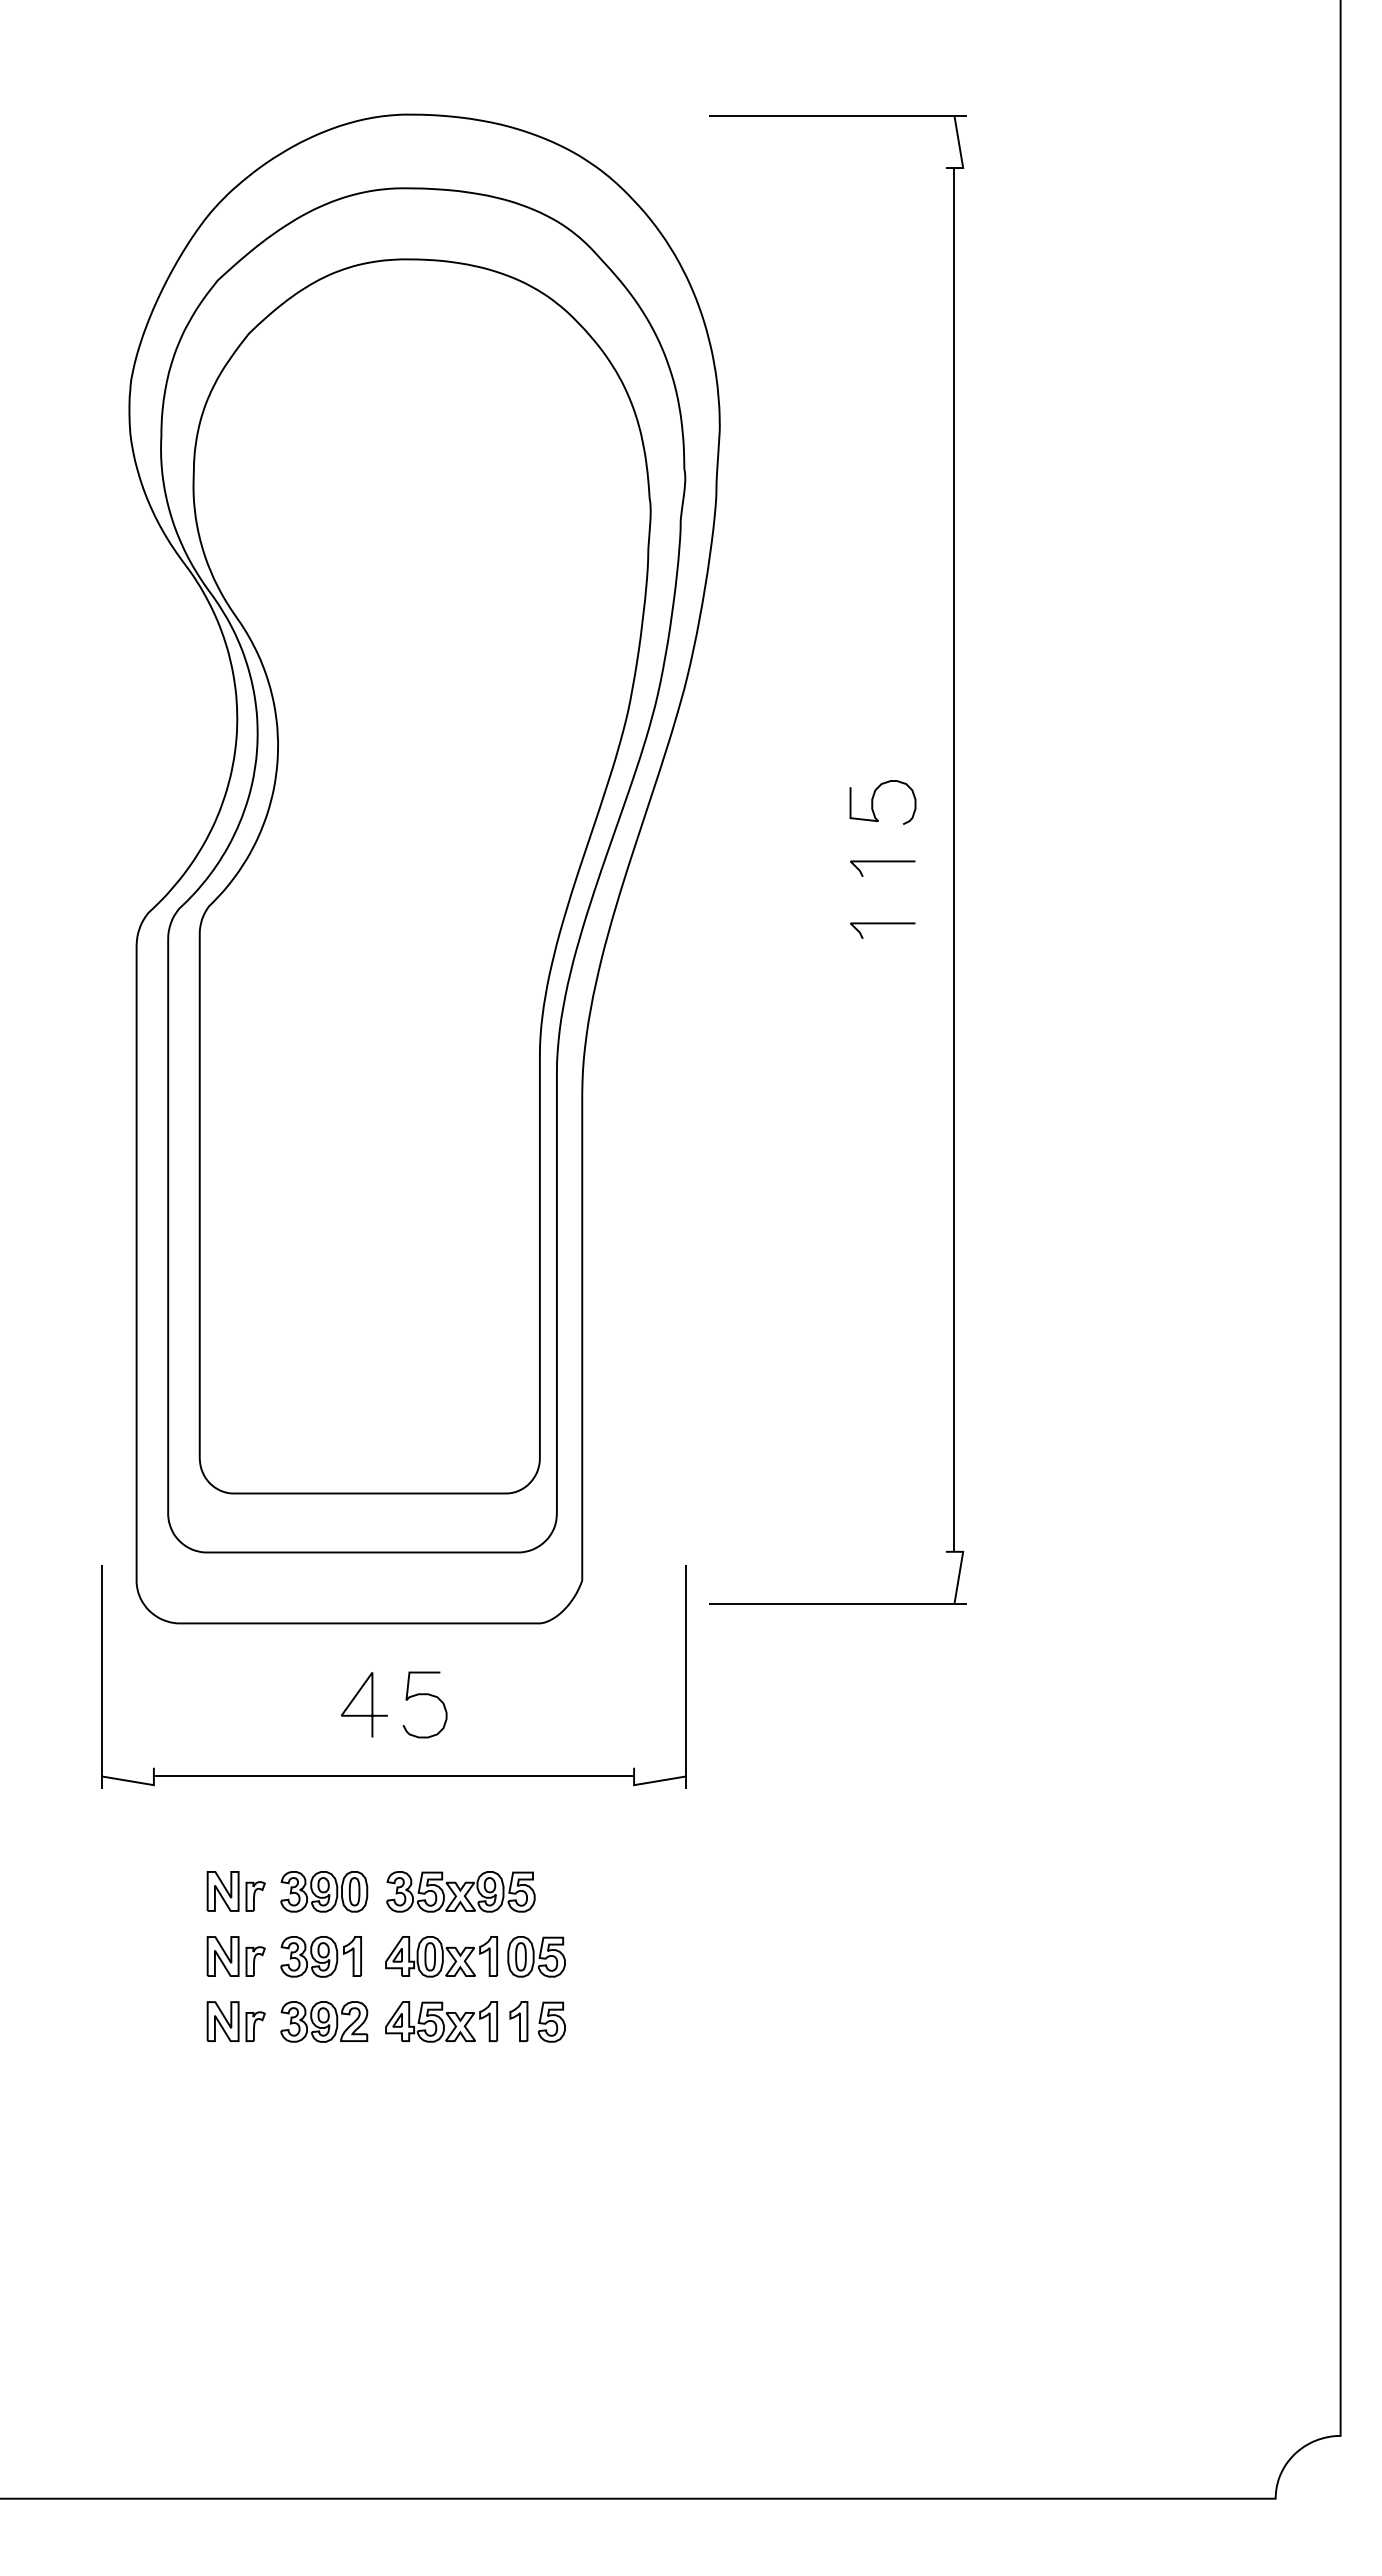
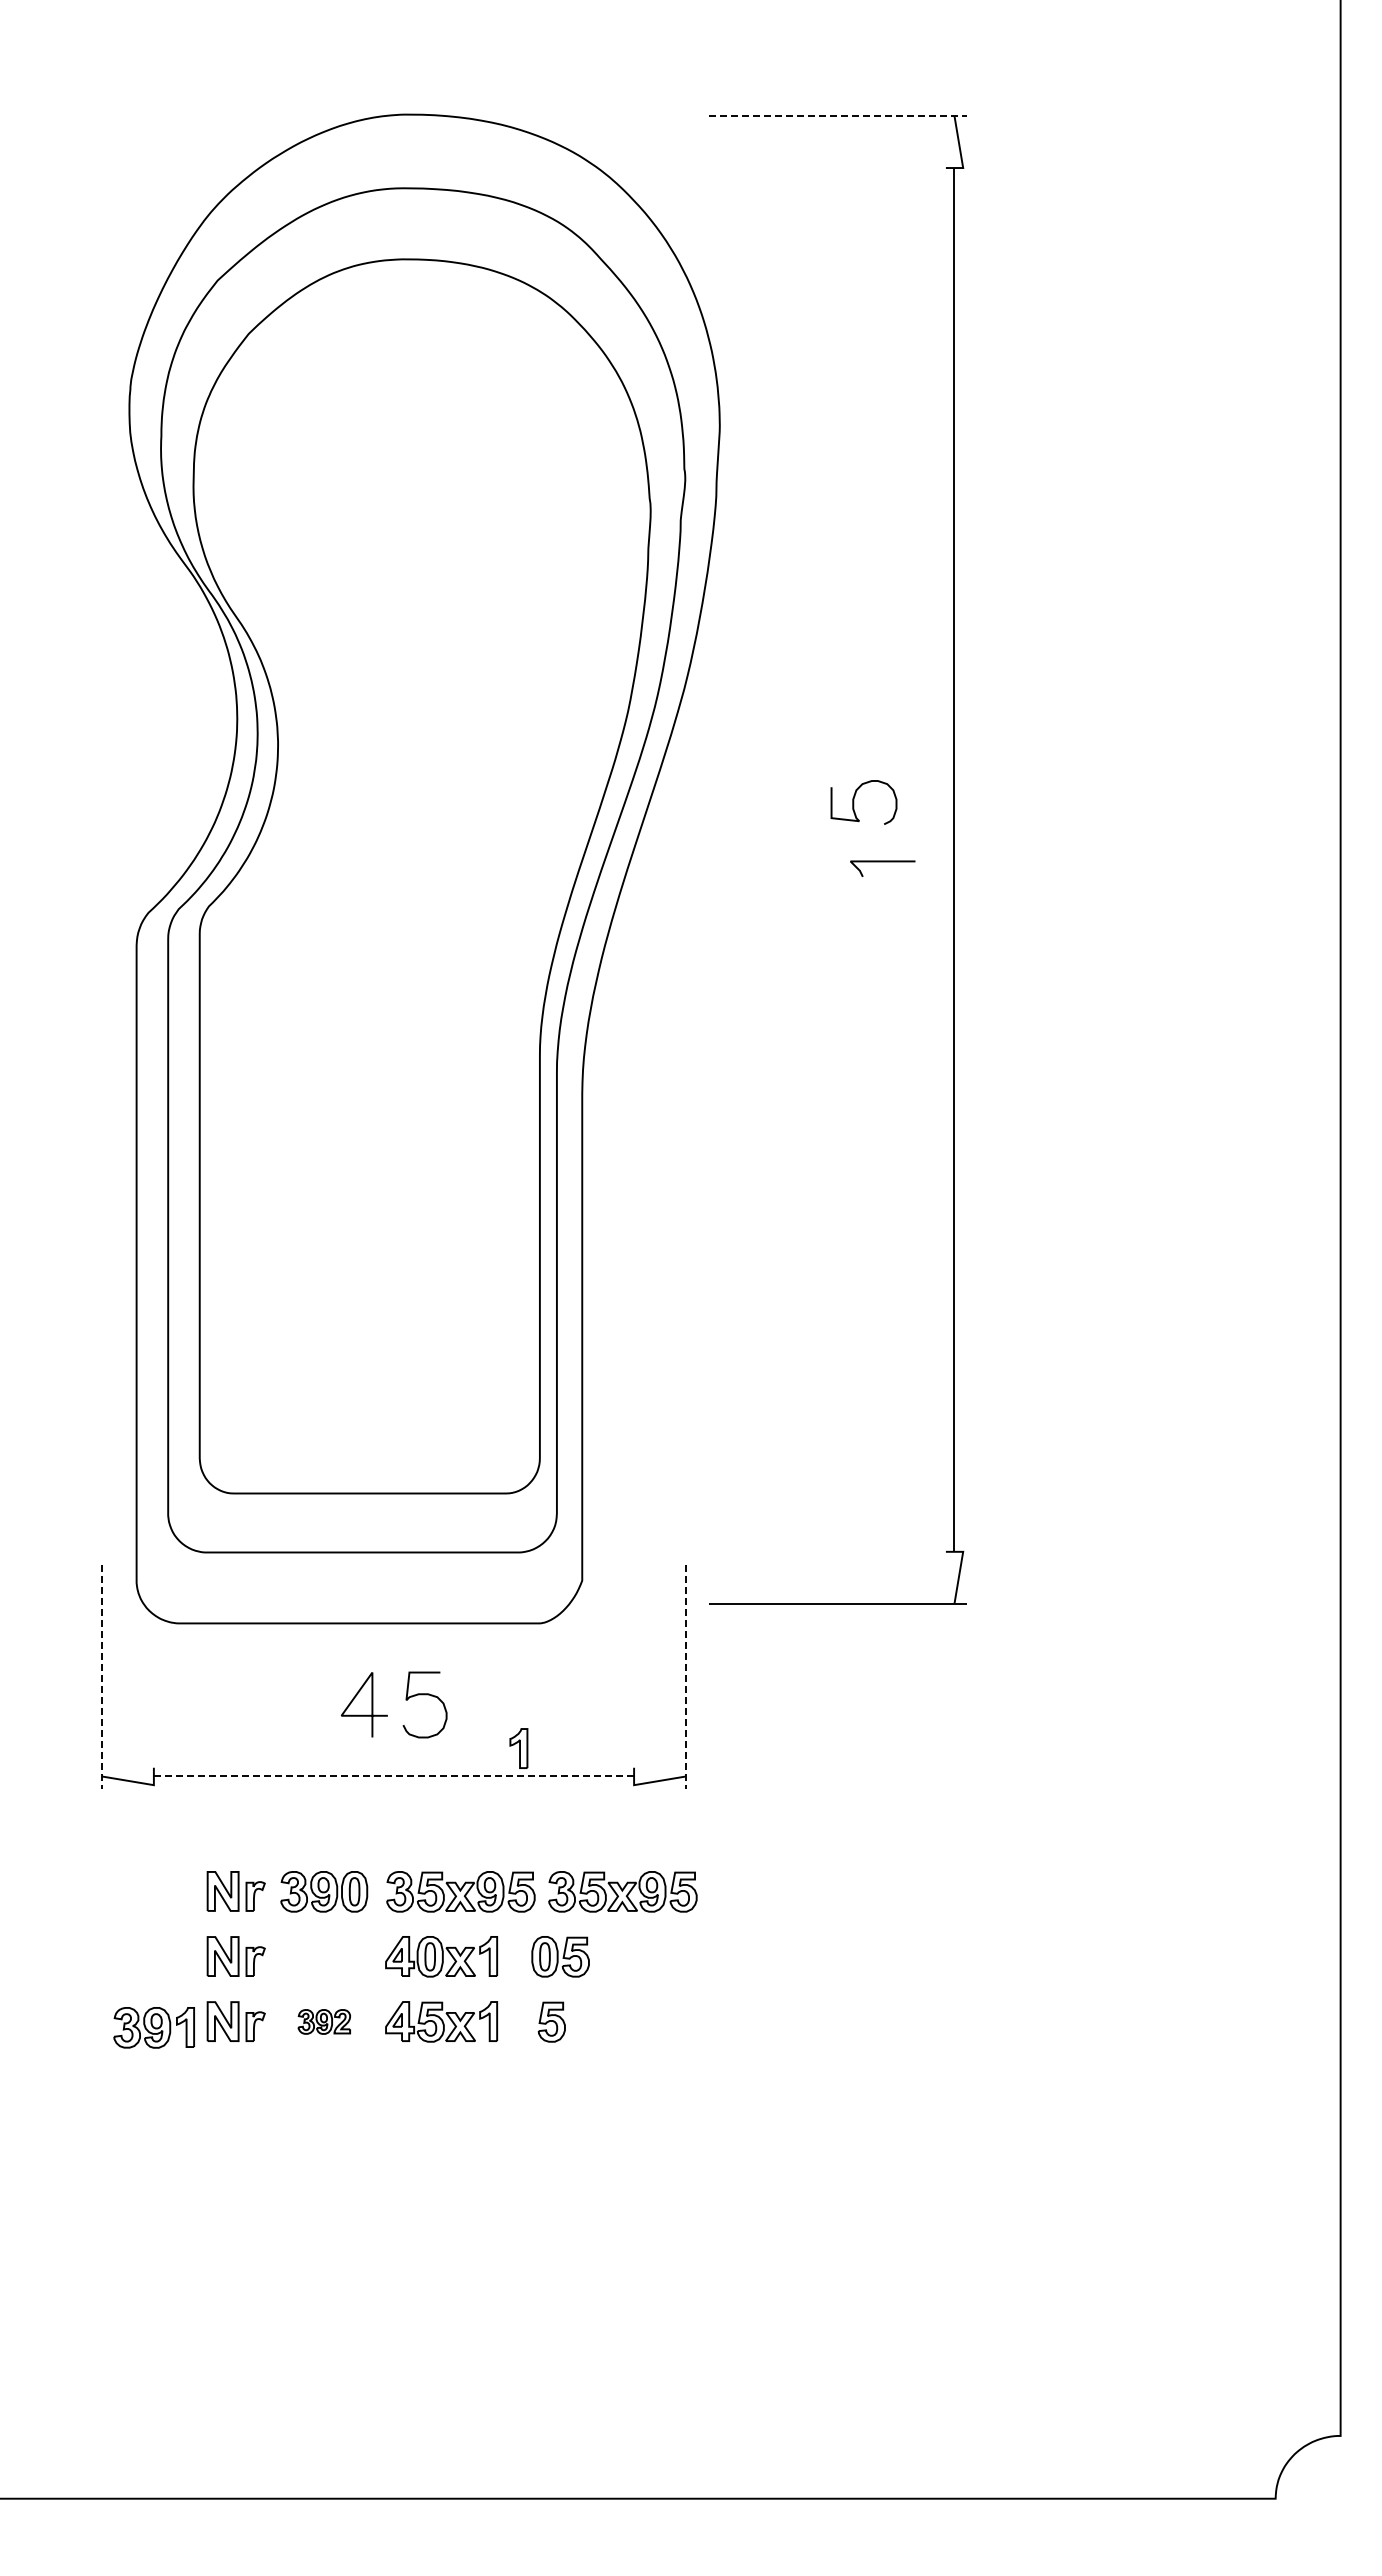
line: solid -> dashed (838, 116)
curve position: (873, 802) -> (854, 802) (854, 802)
line: present -> none (882, 924)
line: solid -> dashed (101, 1677)
line: solid -> dashed (686, 1677)
line: solid -> dashed (394, 1776)
part: none -> present (622, 1891)
part position: (320, 1956) -> (153, 2027) (153, 2027)
part position: (536, 1956) -> (560, 1956) (560, 1956)
part size: 89x42 px -> 54x26 px (323, 2021)
part position: (518, 2021) -> (518, 1748) (518, 1748)
